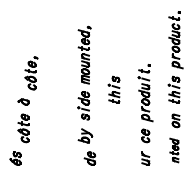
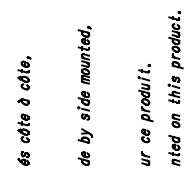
part position: (31, 73) -> (24, 73) (24, 73)
part: present -> none (113, 89)
part size: 11x27 px -> 13x33 px (174, 150)
part position: (15, 158) -> (23, 158) (23, 158)
part position: (89, 158) -> (83, 158) (83, 158)
